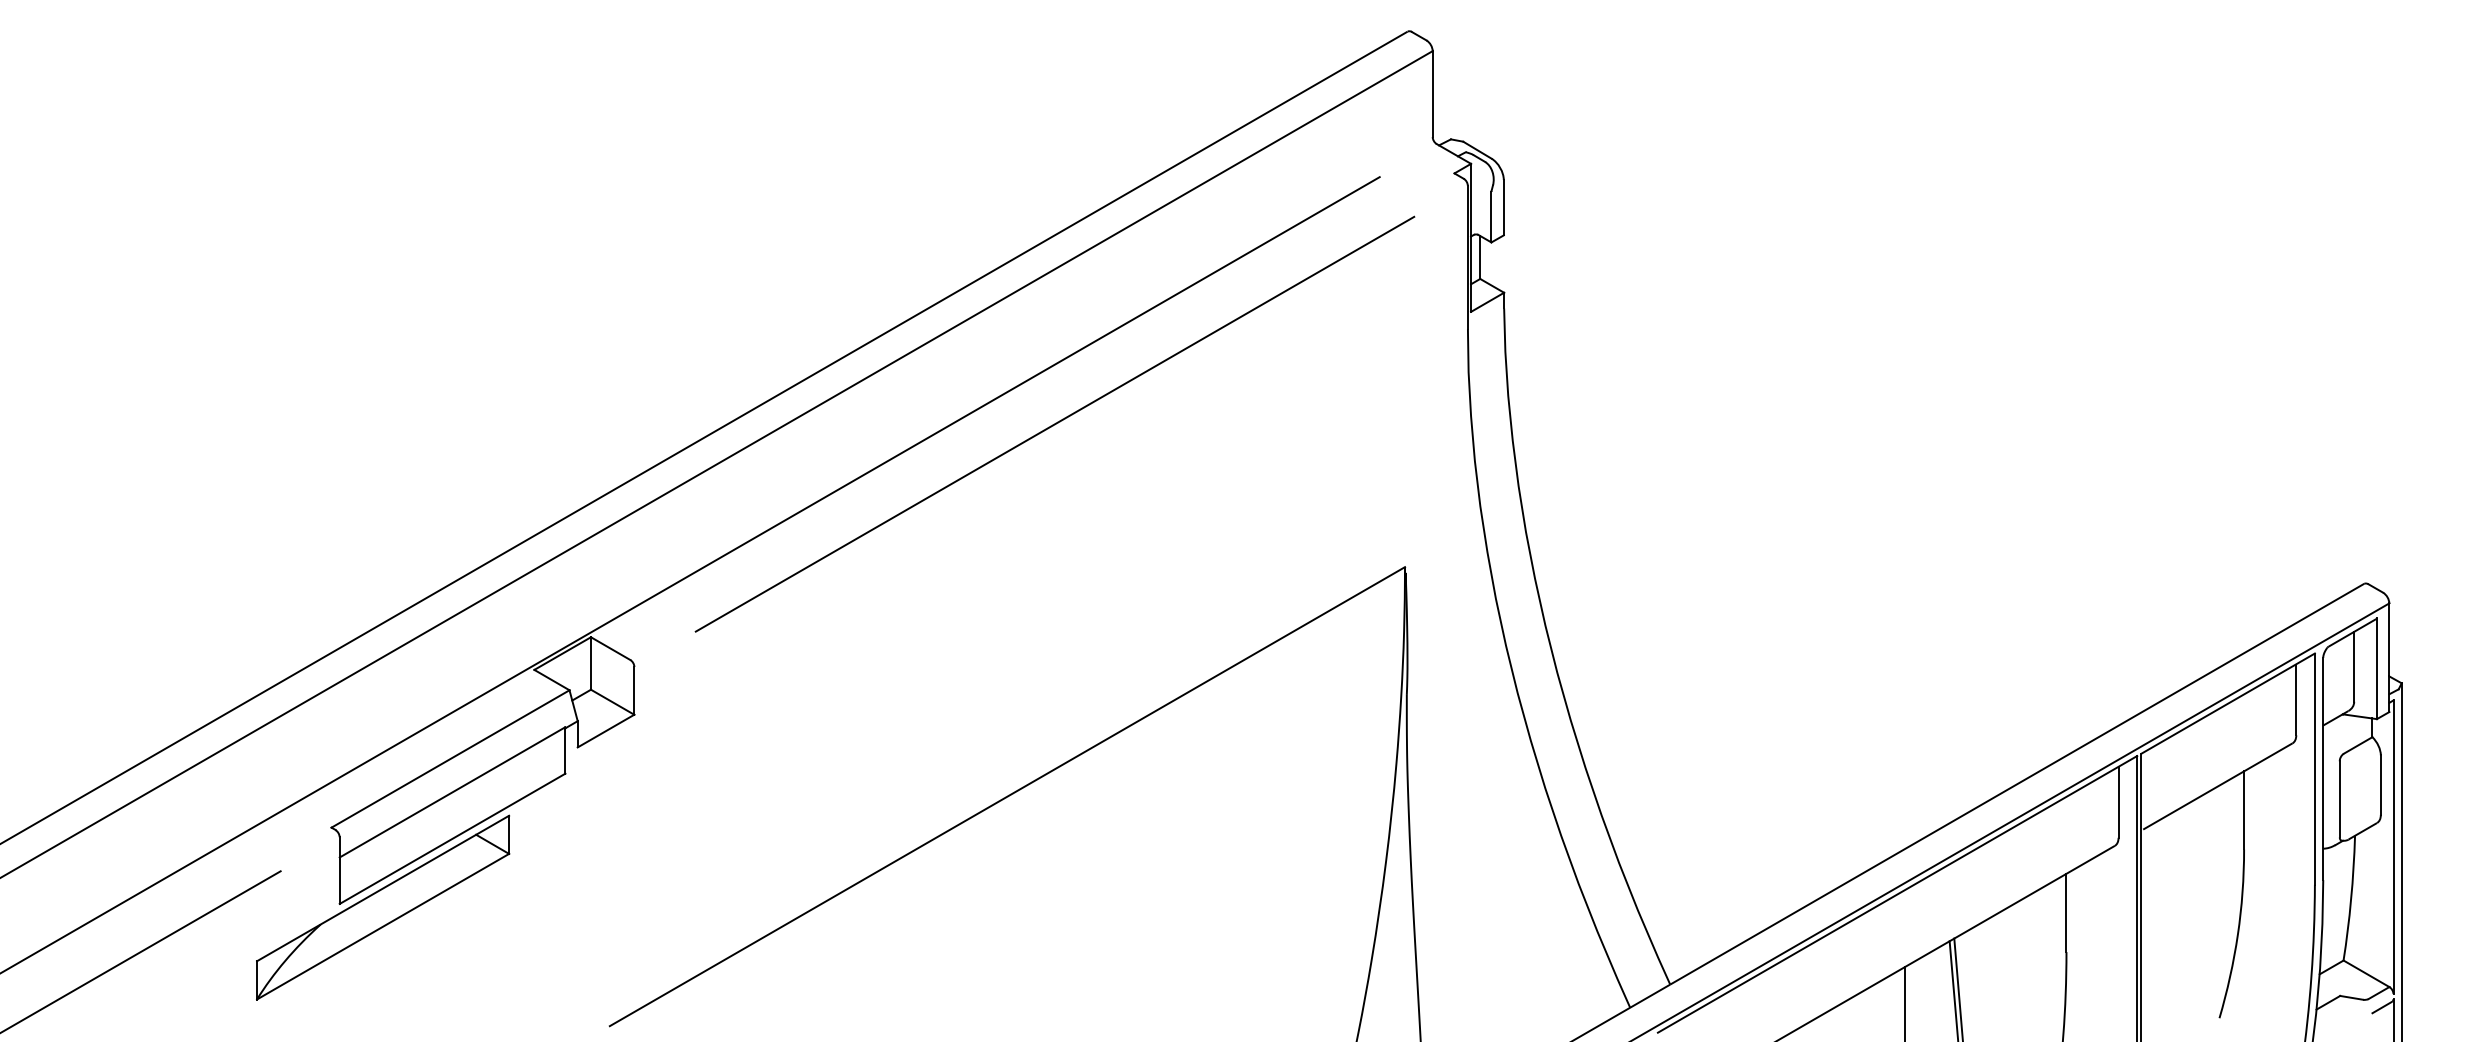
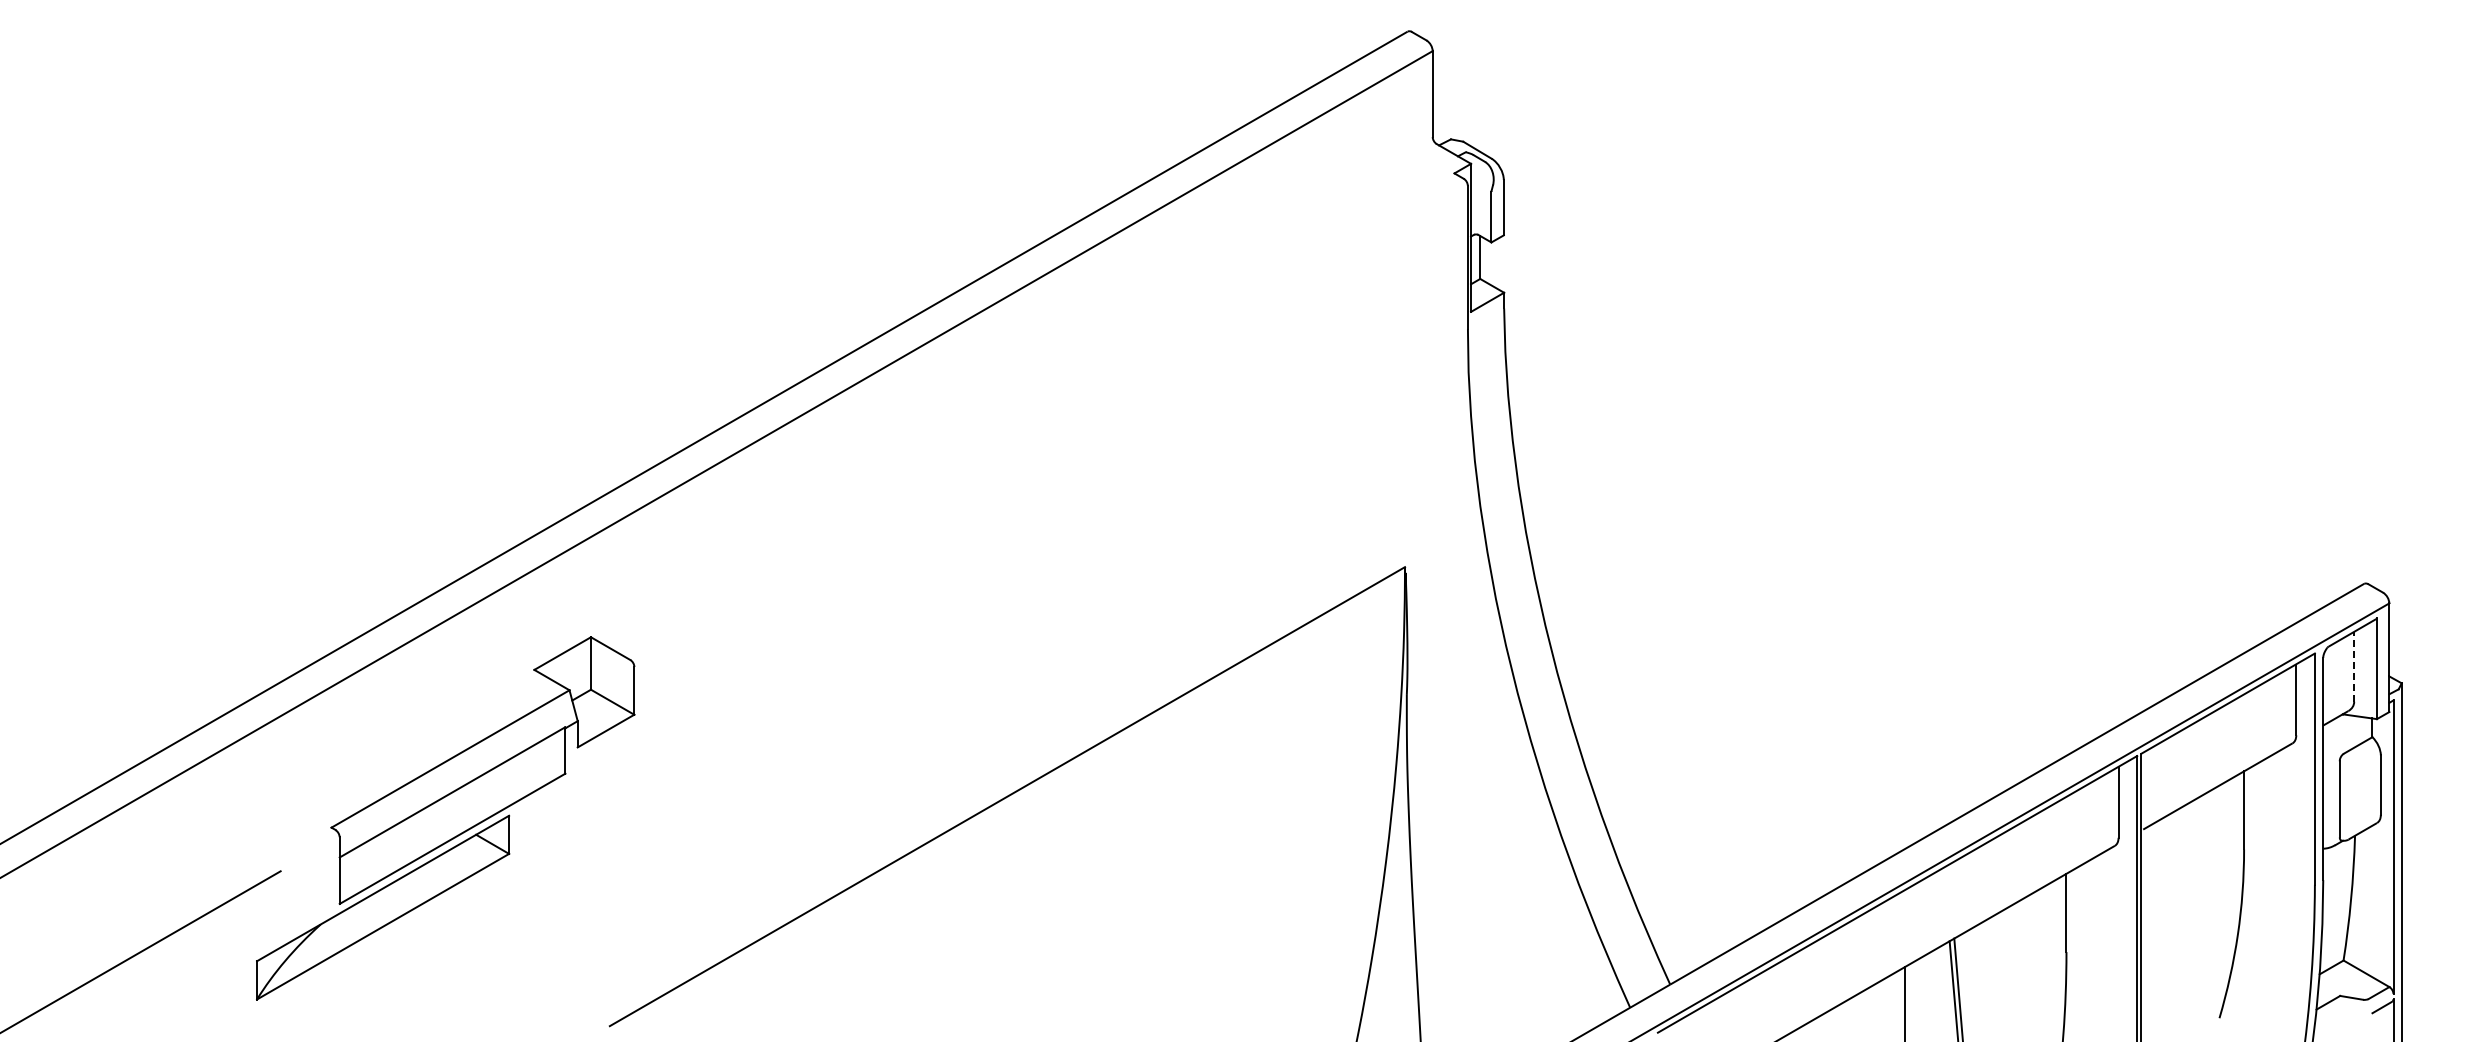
line: present -> none (1054, 423)
line: present -> none (690, 574)
line: solid -> dashed (2354, 666)
